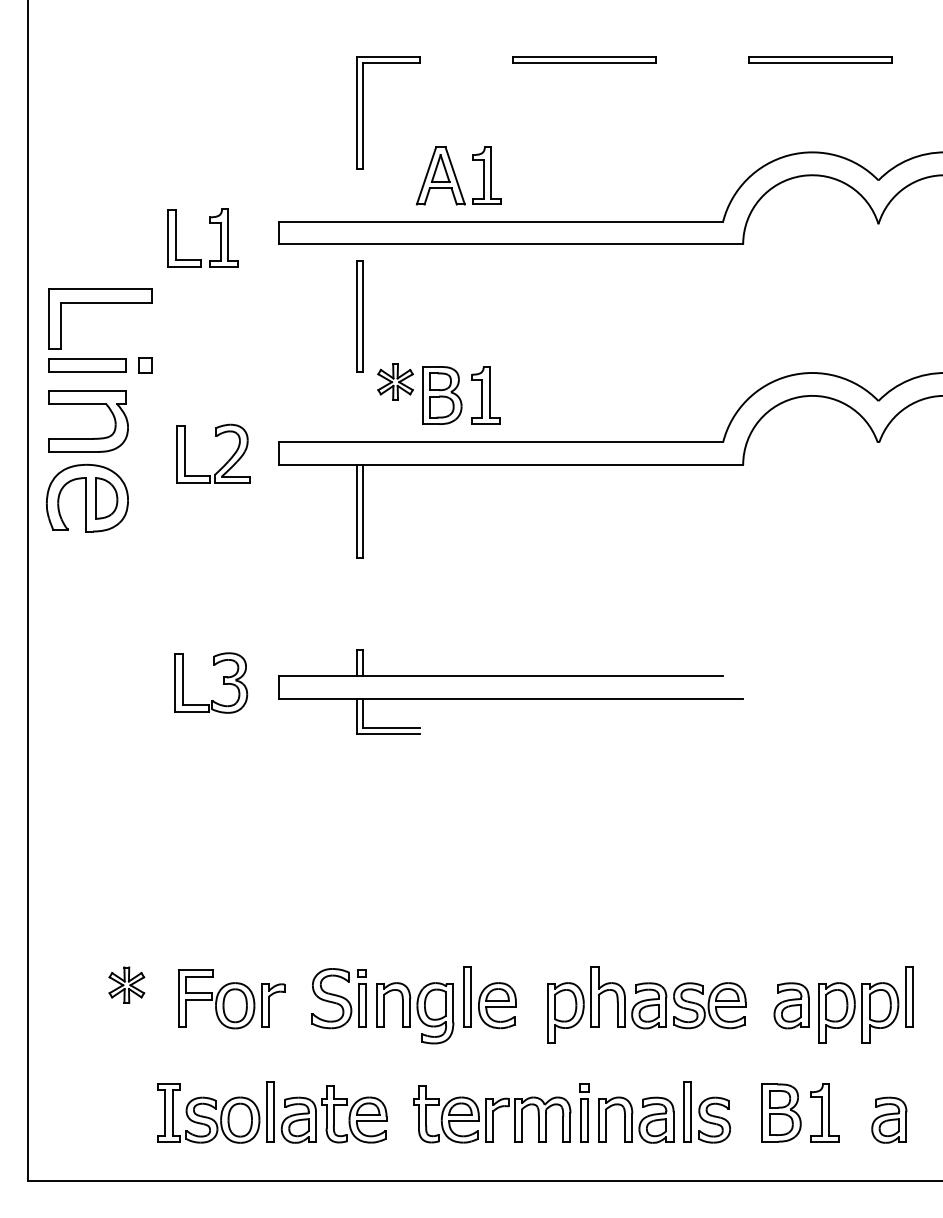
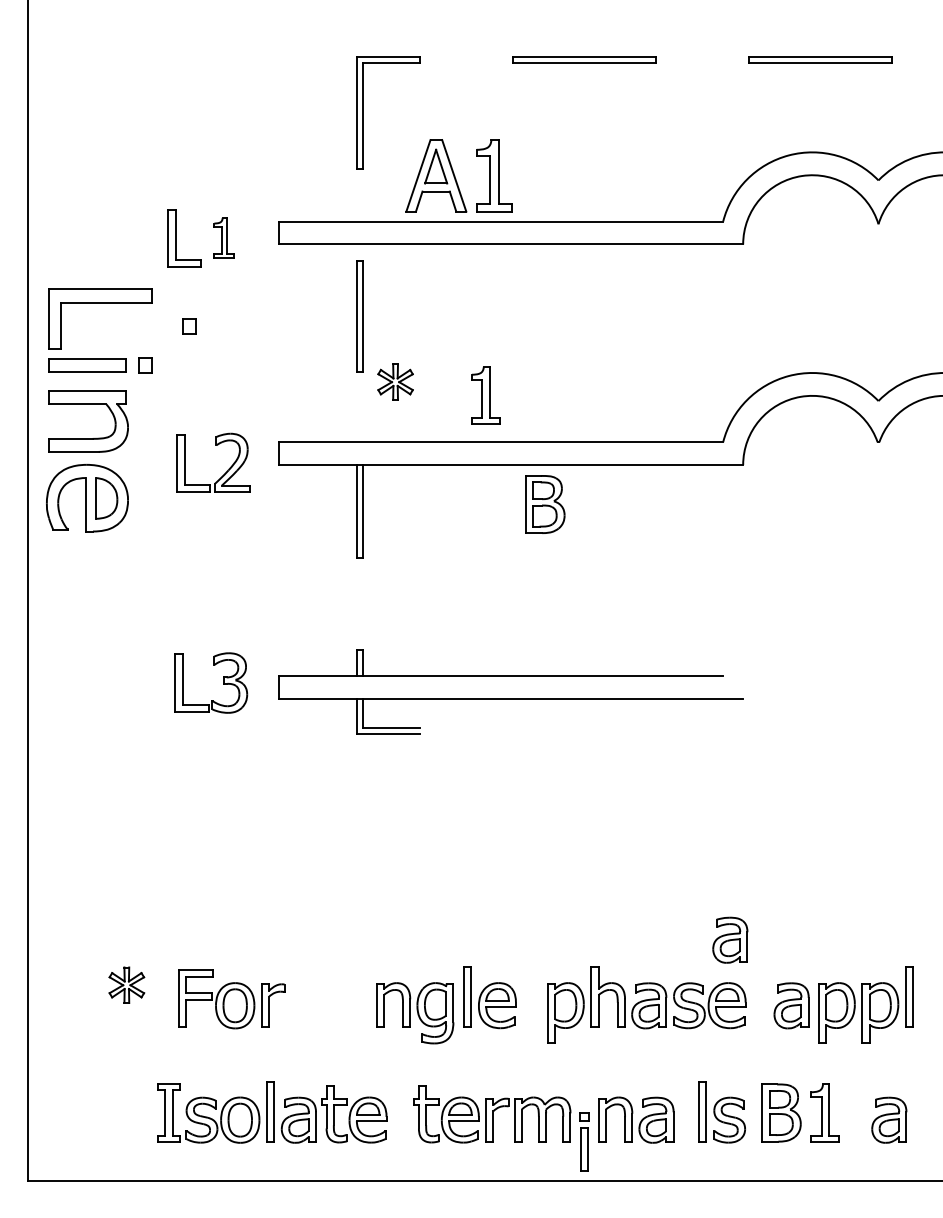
part size: 86x60 px -> 108x74 px (458, 175)
part size: 30x60 px -> 22x42 px (223, 237)
part: none -> present (189, 326)
part position: (442, 395) -> (545, 504) (545, 504)
part position: (224, 464) -> (224, 473) (224, 473)
part: none -> present (730, 939)
part: present -> none (338, 998)
part position: (584, 1112) -> (584, 1141) (584, 1141)
part position: (706, 1112) -> (721, 1112) (721, 1112)
